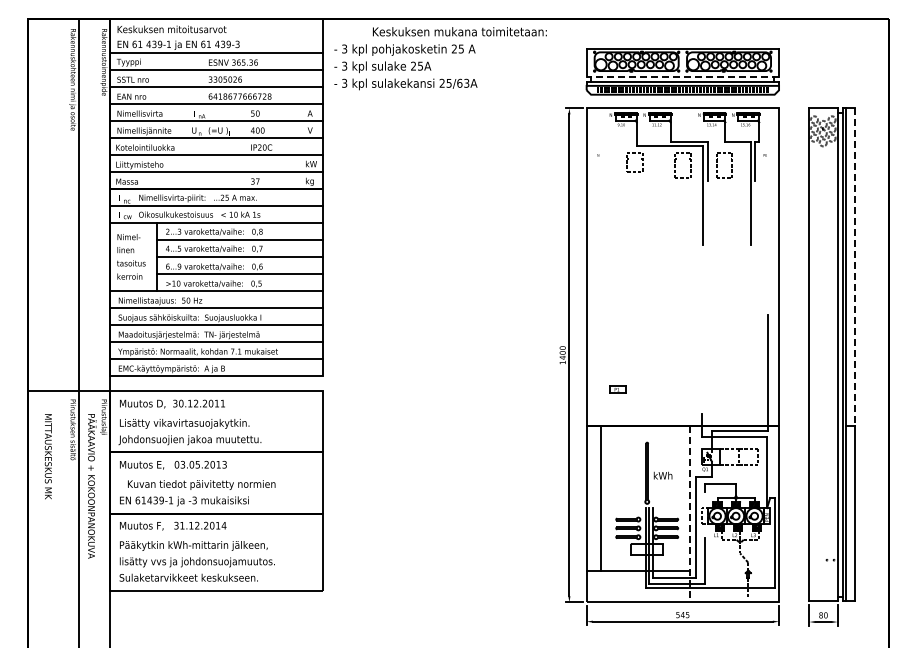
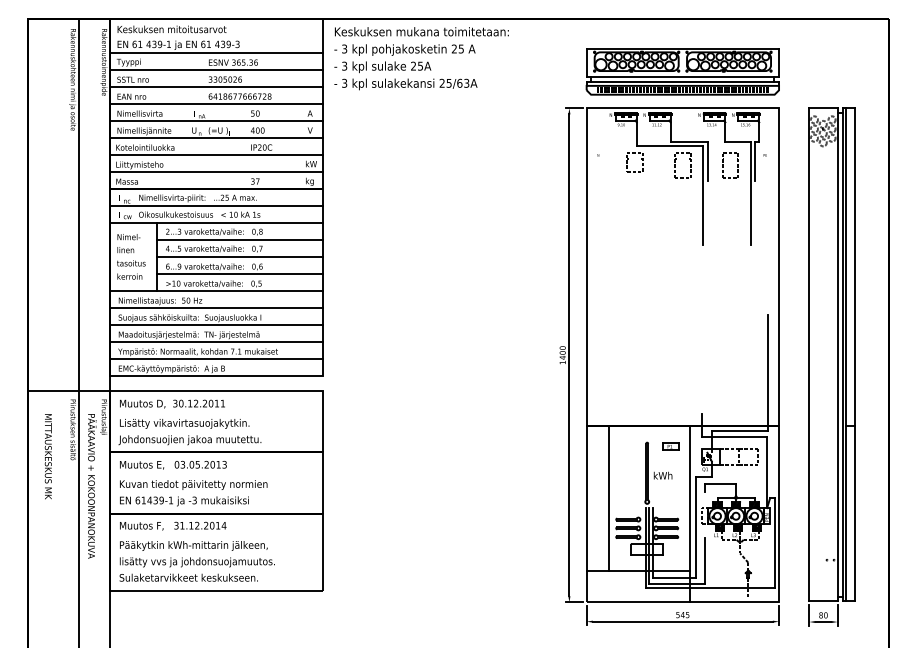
text position: (459, 31) -> (421, 31) (421, 31)
line: dashed -> solid (682, 77)
part position: (717, 165) -> (723, 165) (723, 165)
line: dashed -> solid (855, 267)
part position: (617, 389) -> (670, 446) (670, 446)
text position: (201, 484) -> (193, 484) (193, 484)
line position: (600, 497) -> (608, 497) (608, 497)
line: dashed -> solid (689, 514)
